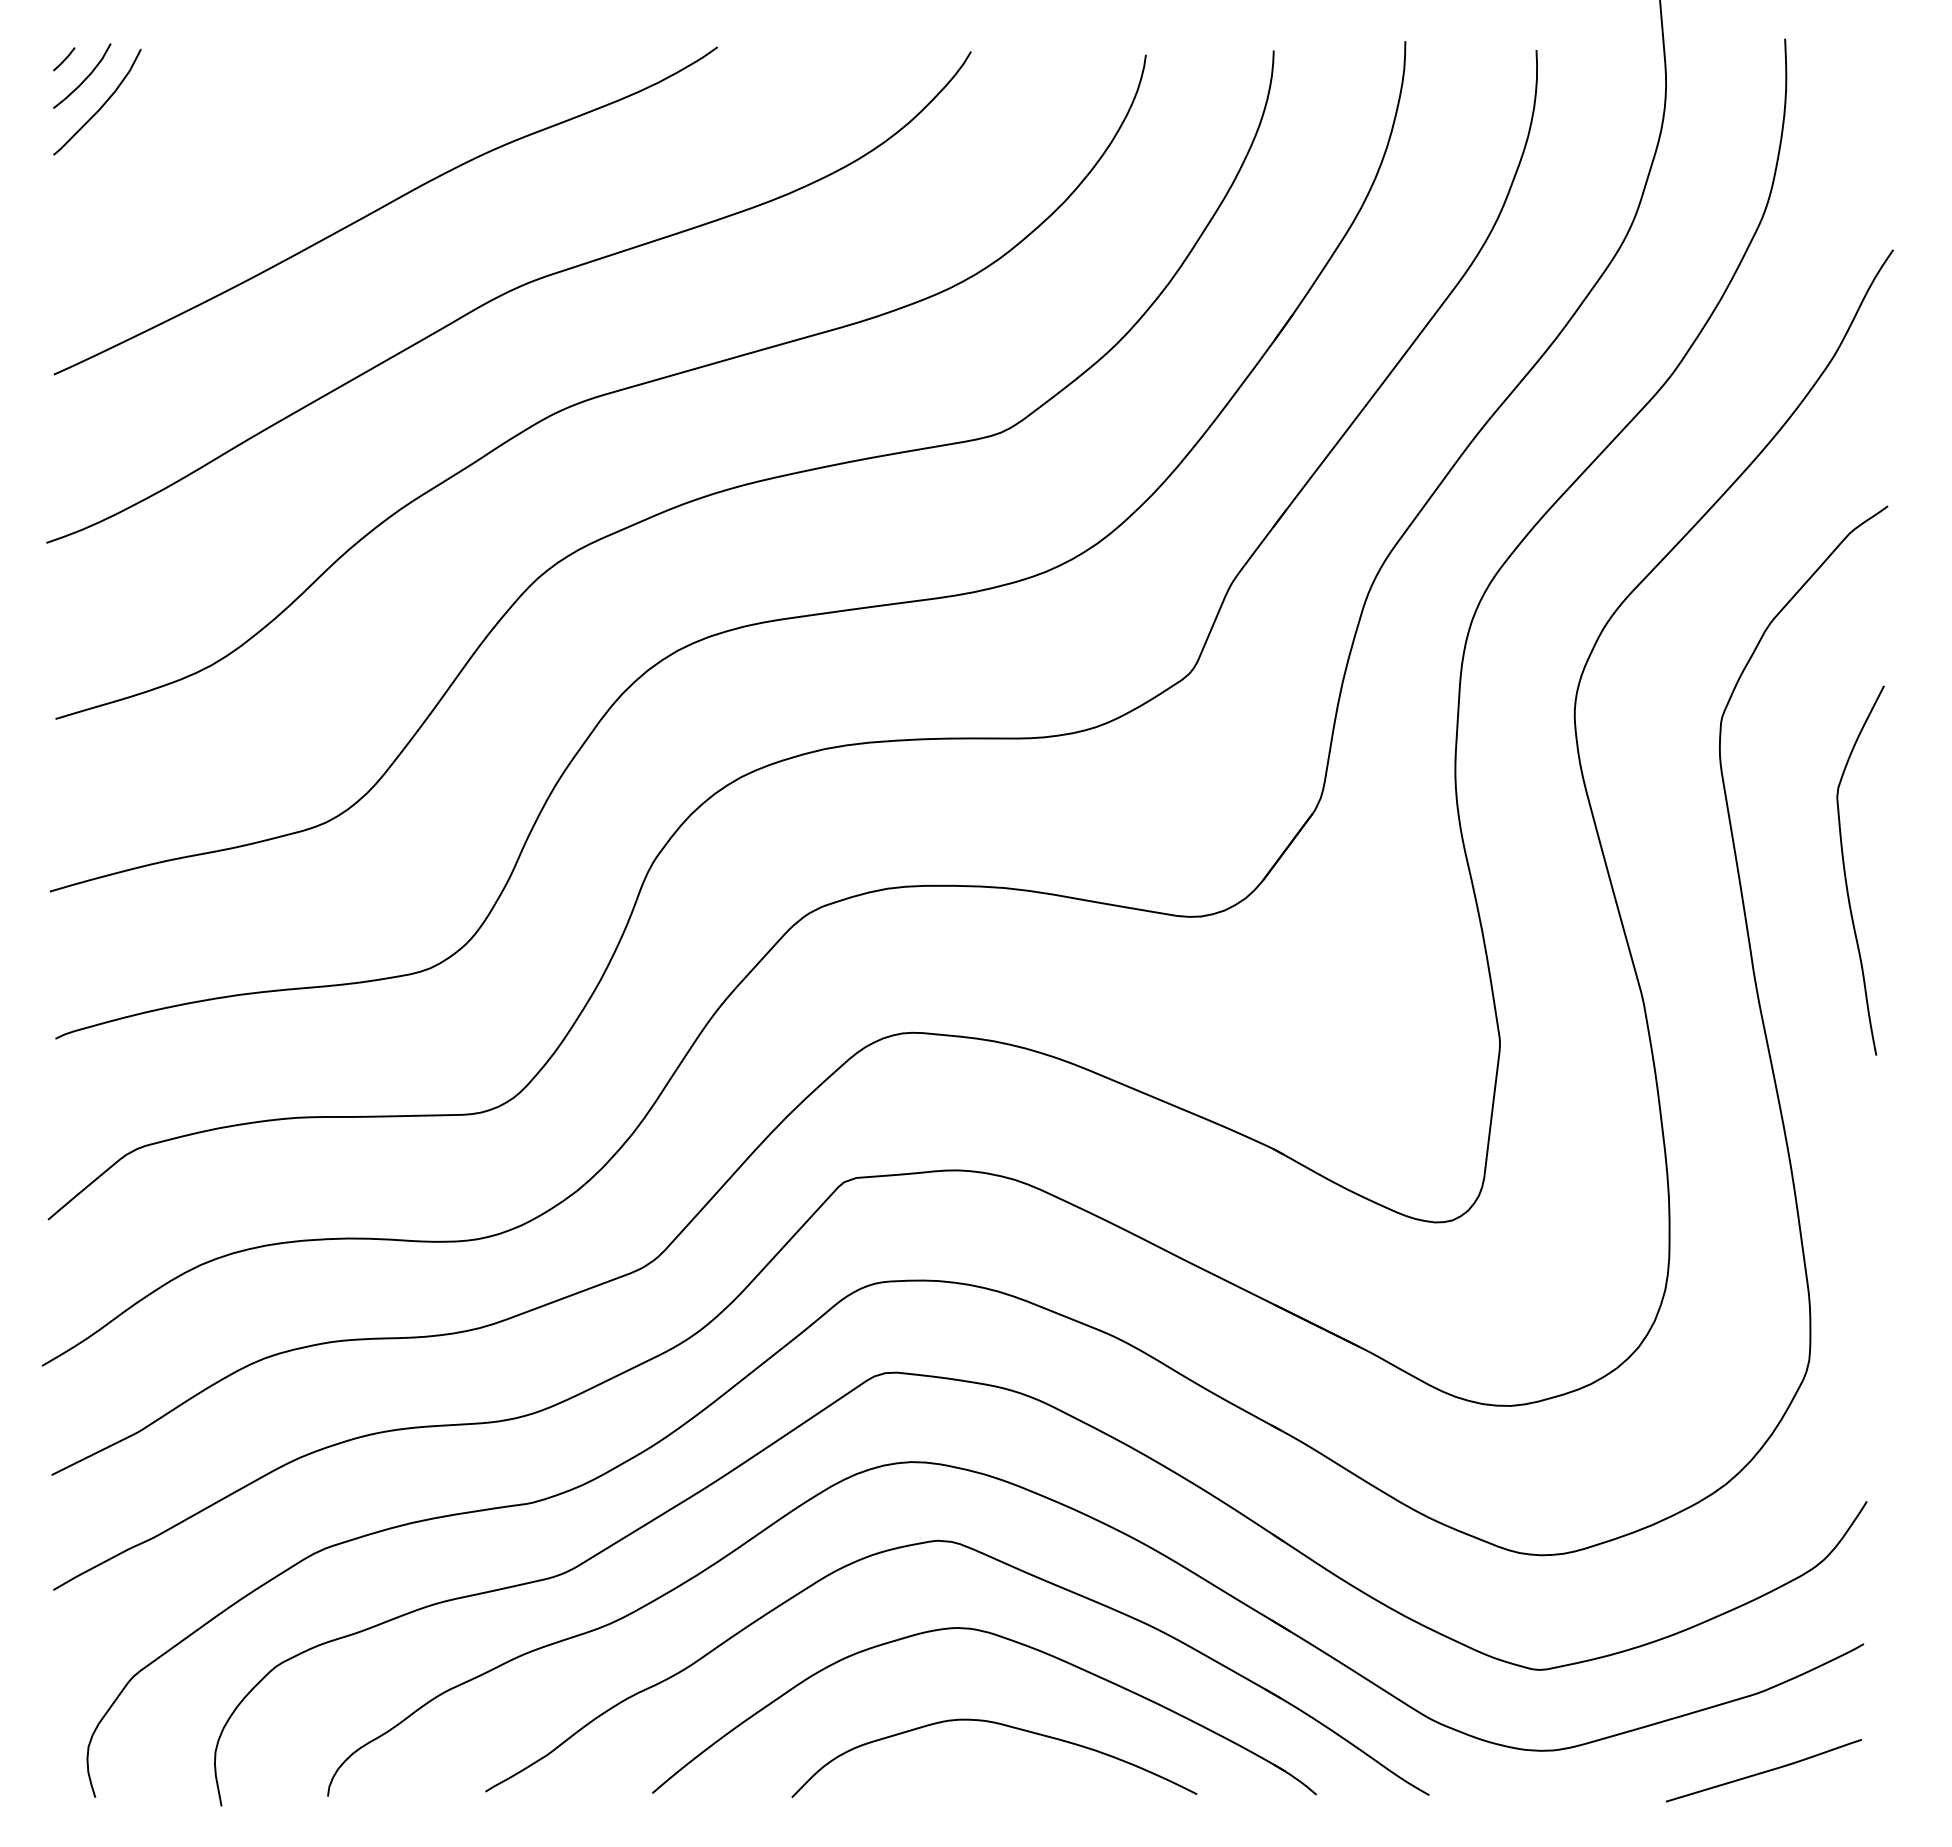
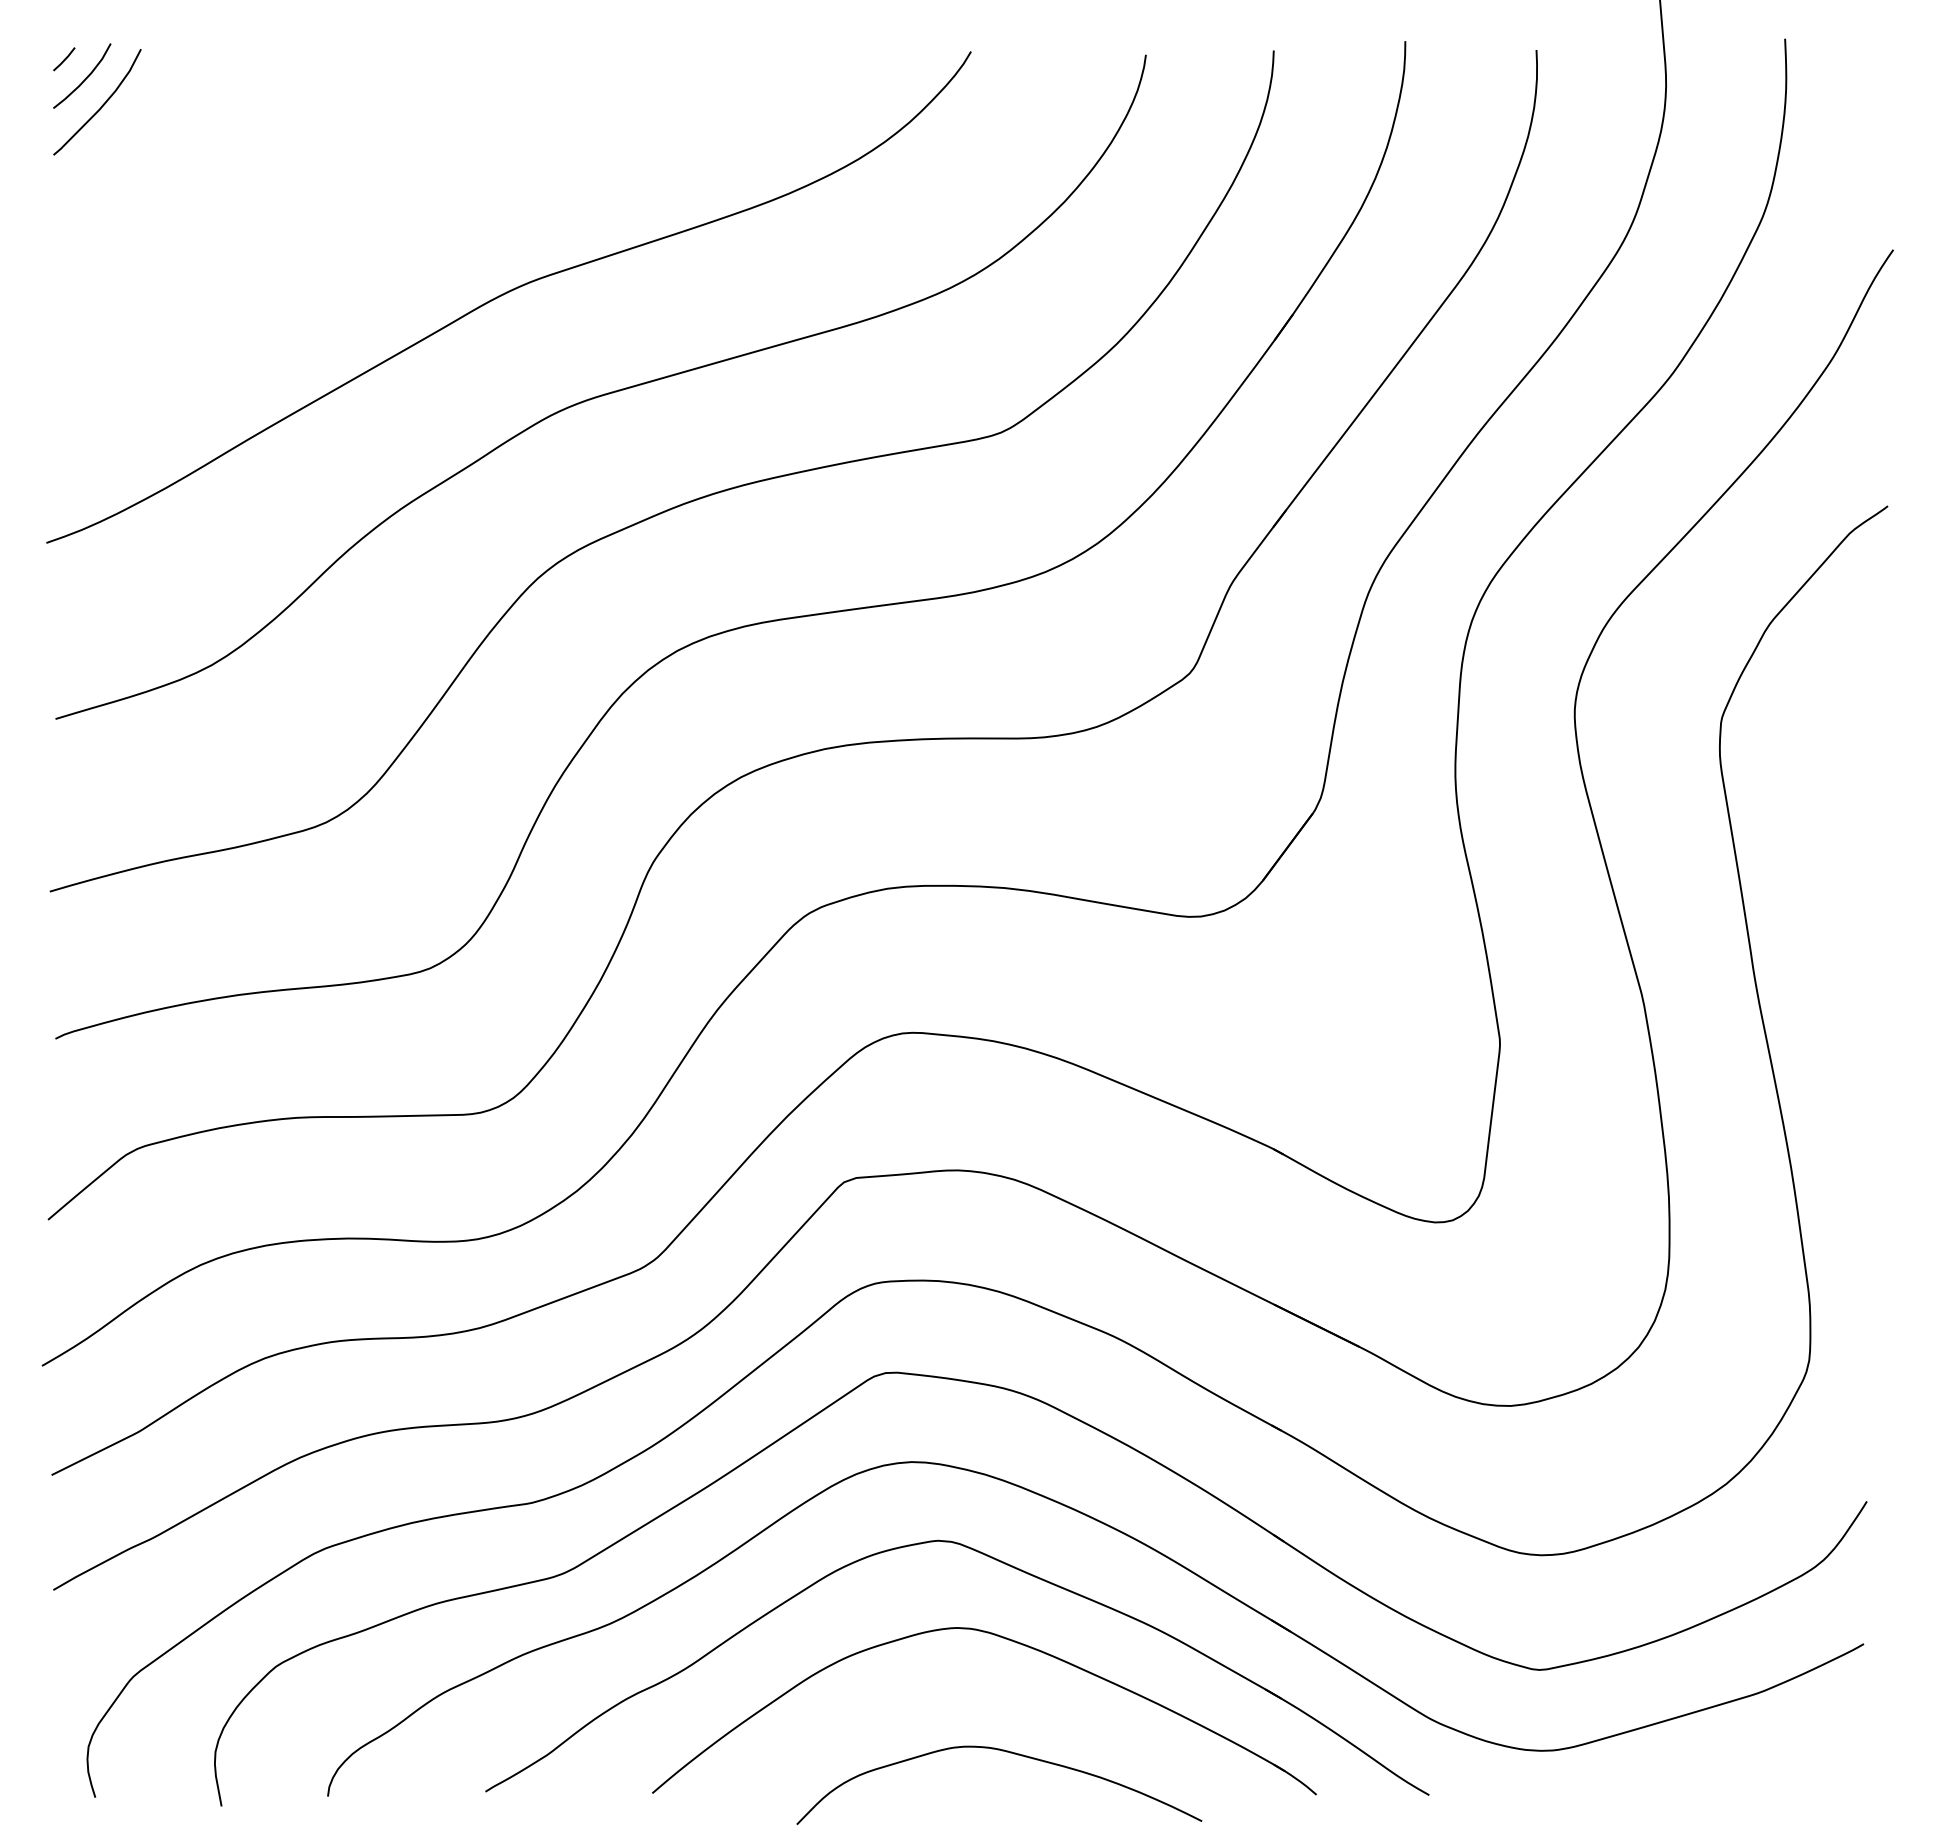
curve: present -> none (384, 207)
curve: present -> none (1846, 875)
curve position: (1001, 1725) -> (1006, 1752) (1006, 1752)
curve: present -> none (1763, 1771)
